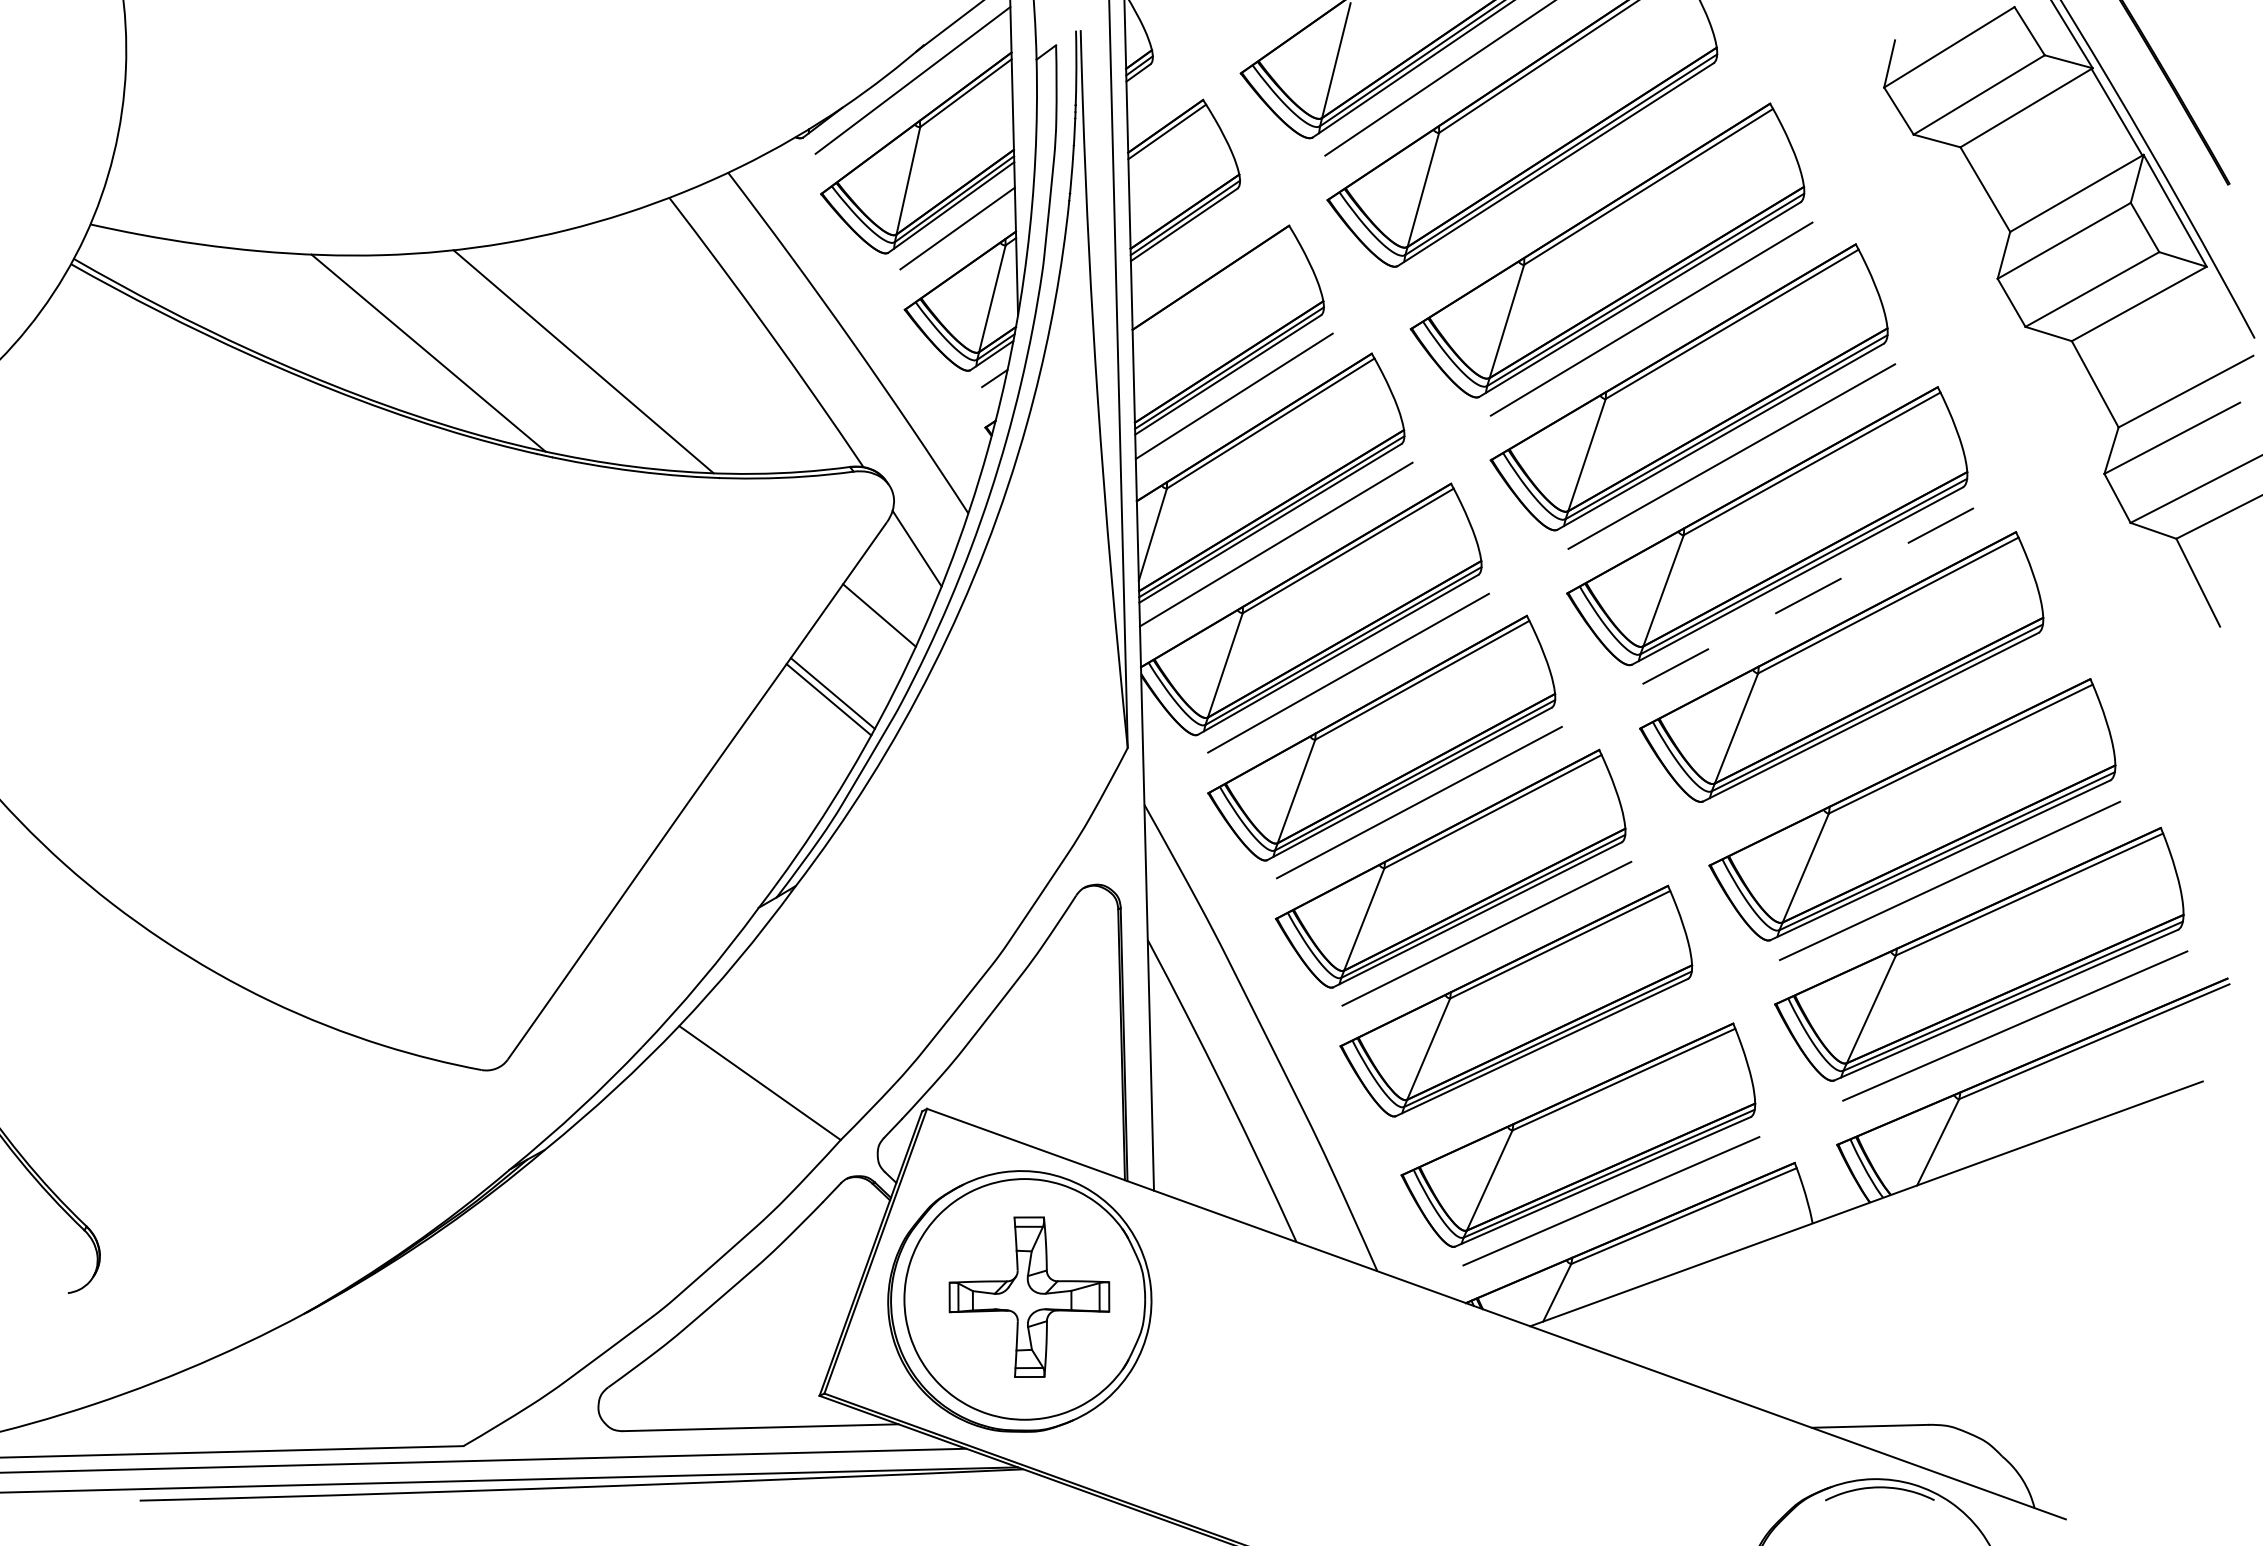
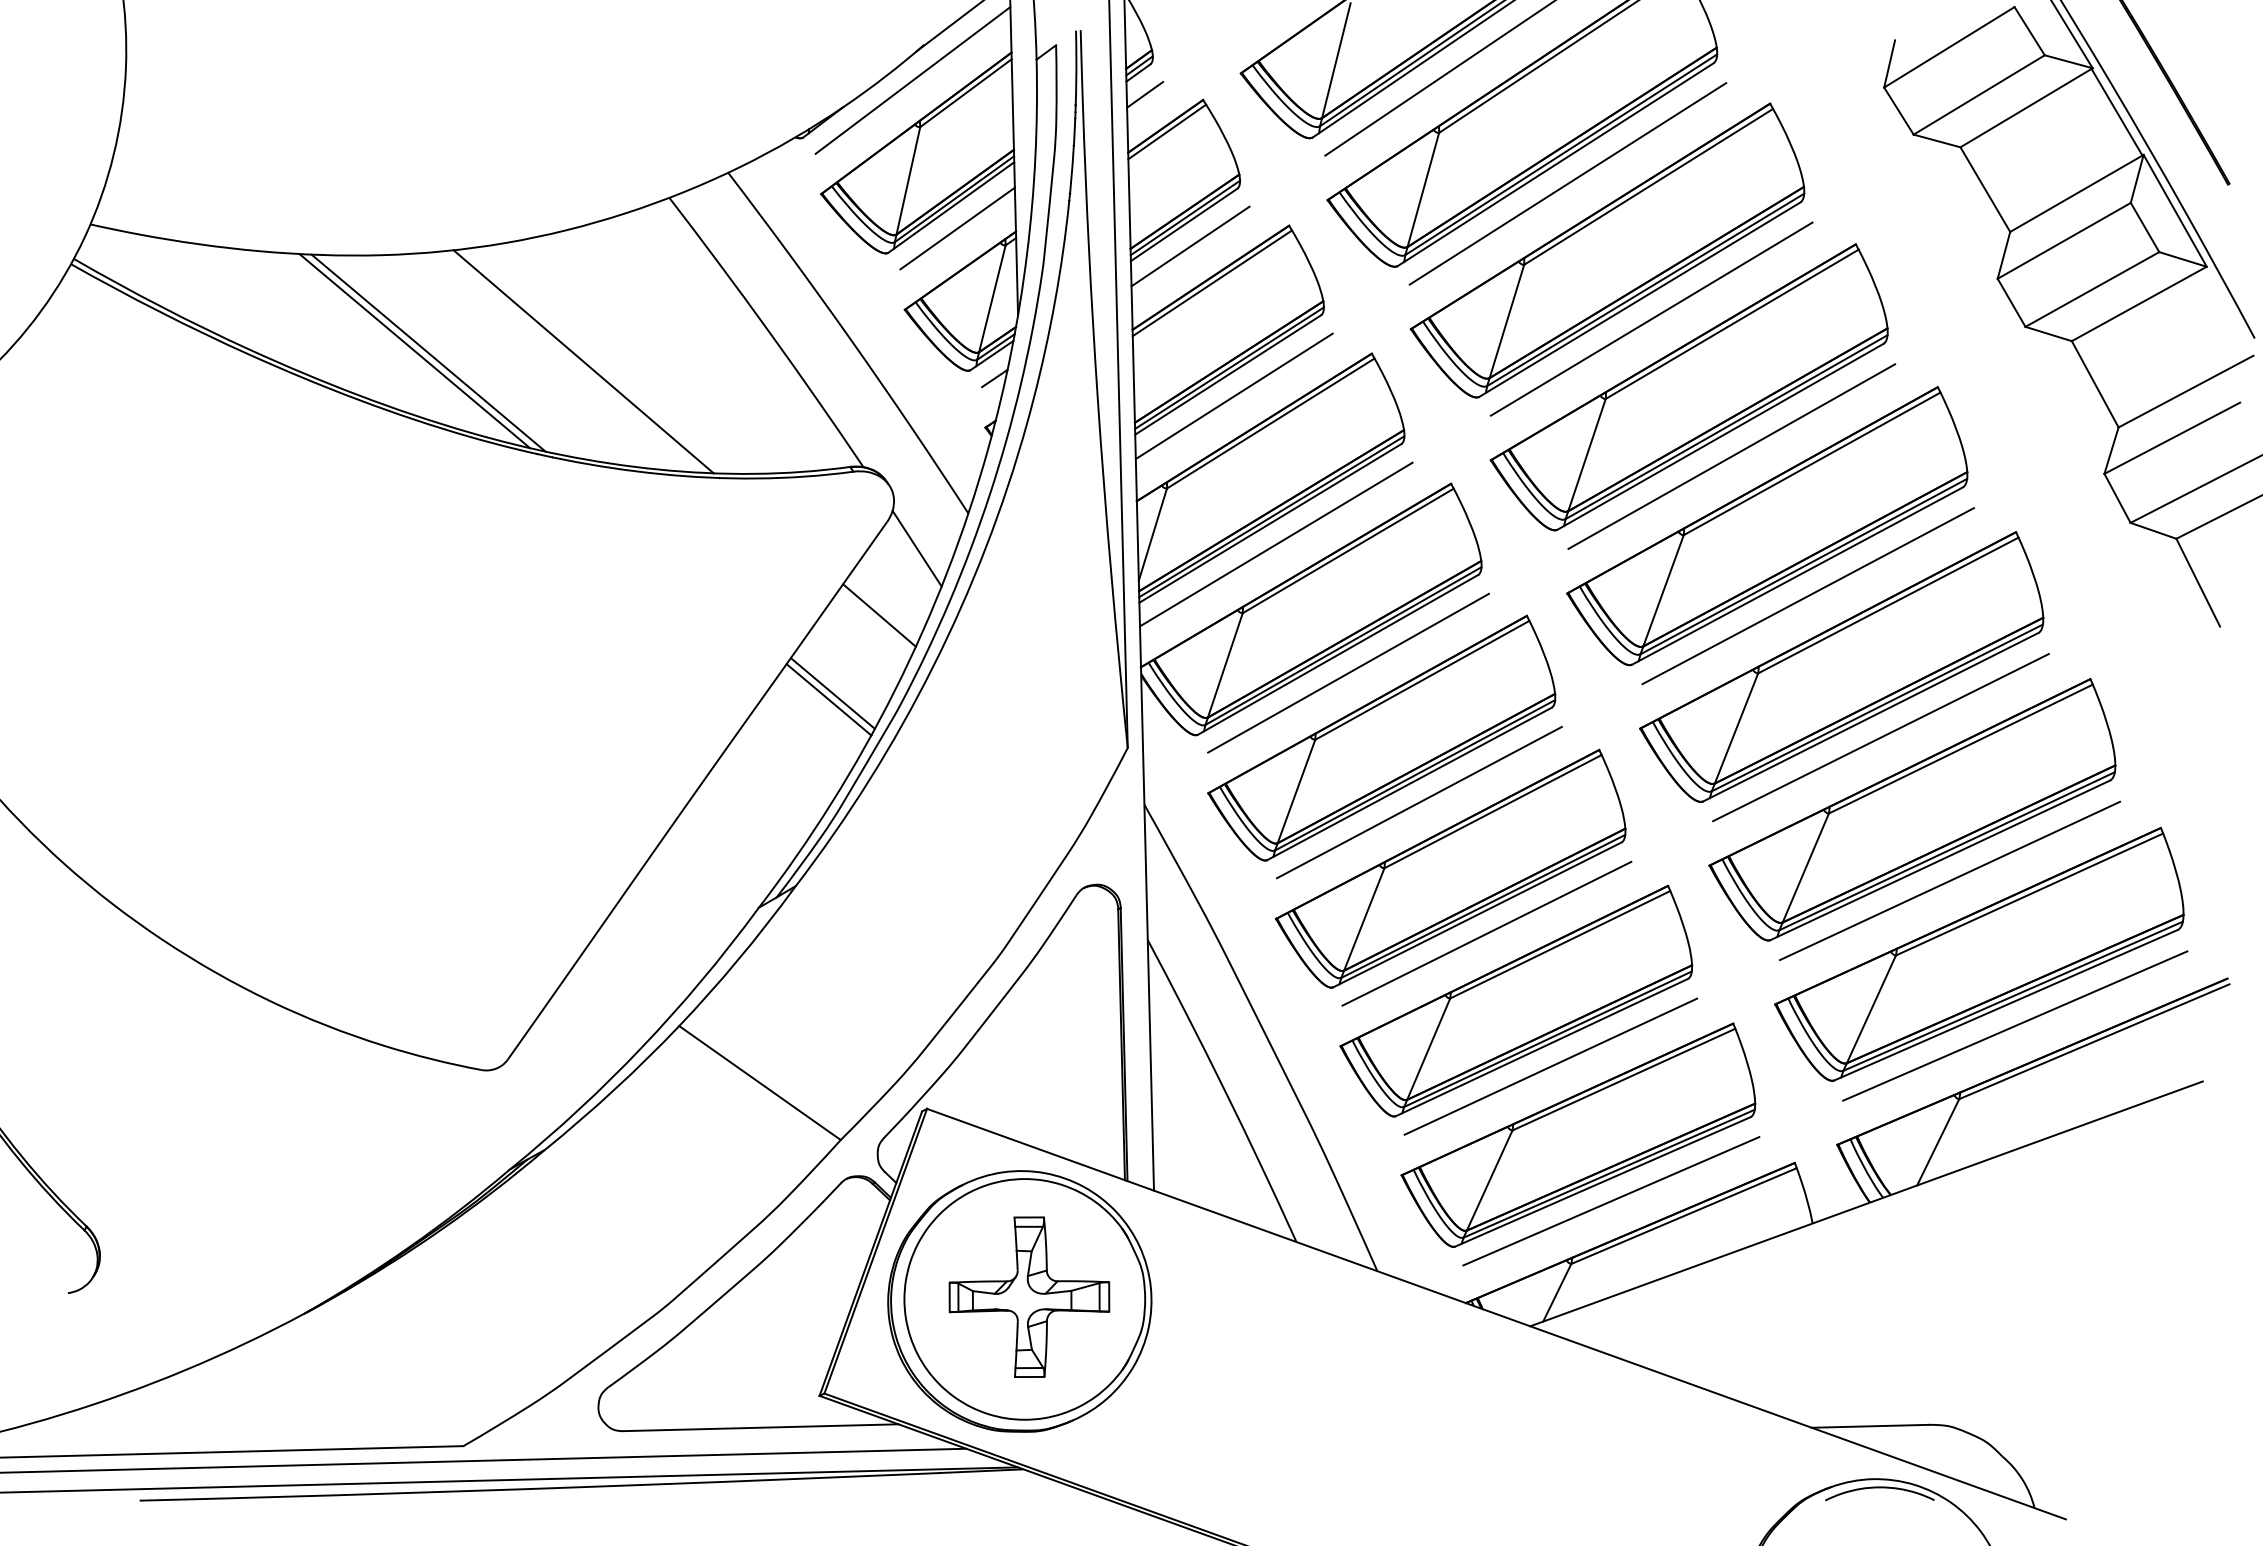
line: none -> present (1145, 94)
line: none -> present (1567, 183)
line: none -> present (1190, 246)
line: none -> present (1212, 283)
line: none -> present (414, 351)
line: dashed -> solid (1808, 596)
line: none -> present (1880, 737)
line: none -> present (1550, 1066)
